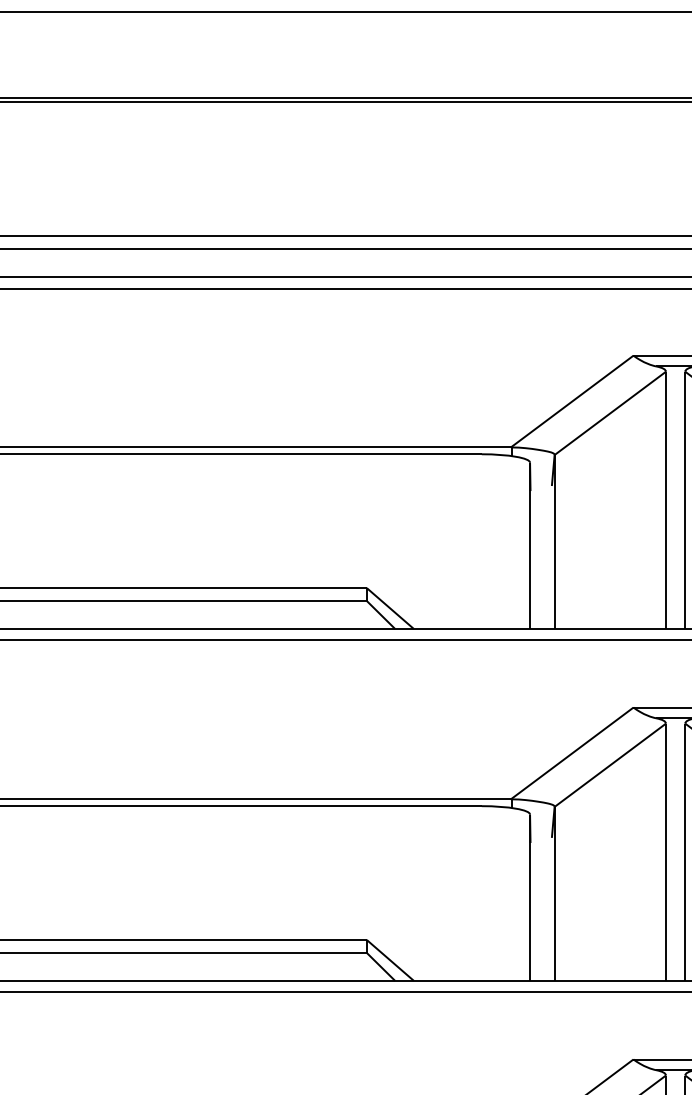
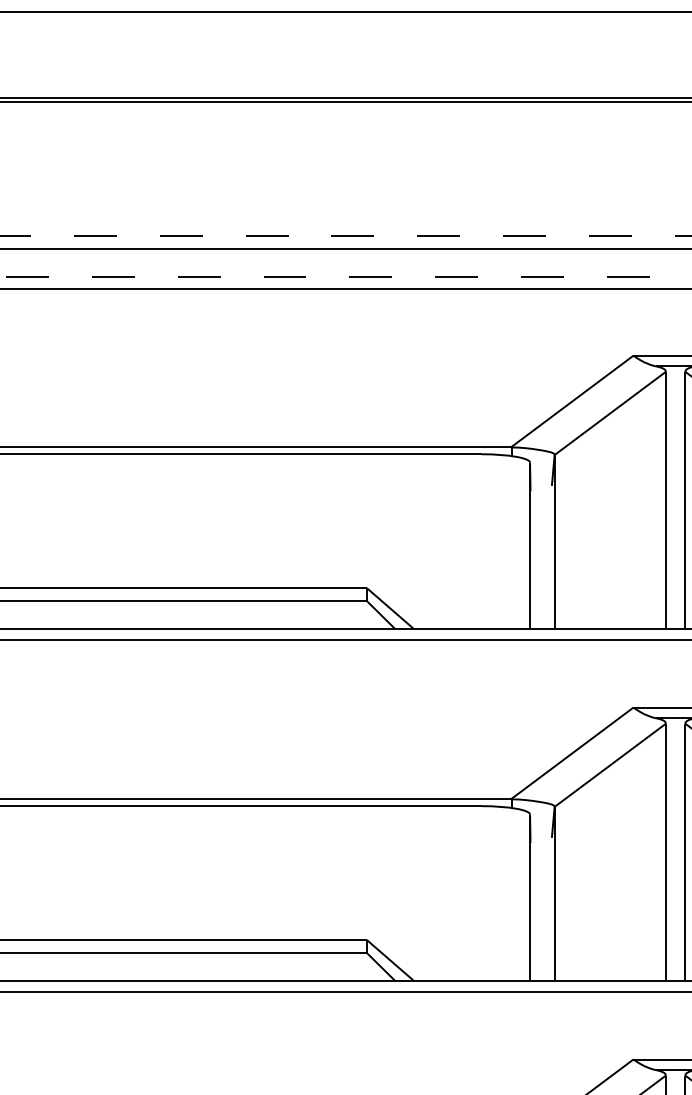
line: solid -> dashed (346, 236)
line: solid -> dashed (345, 277)
